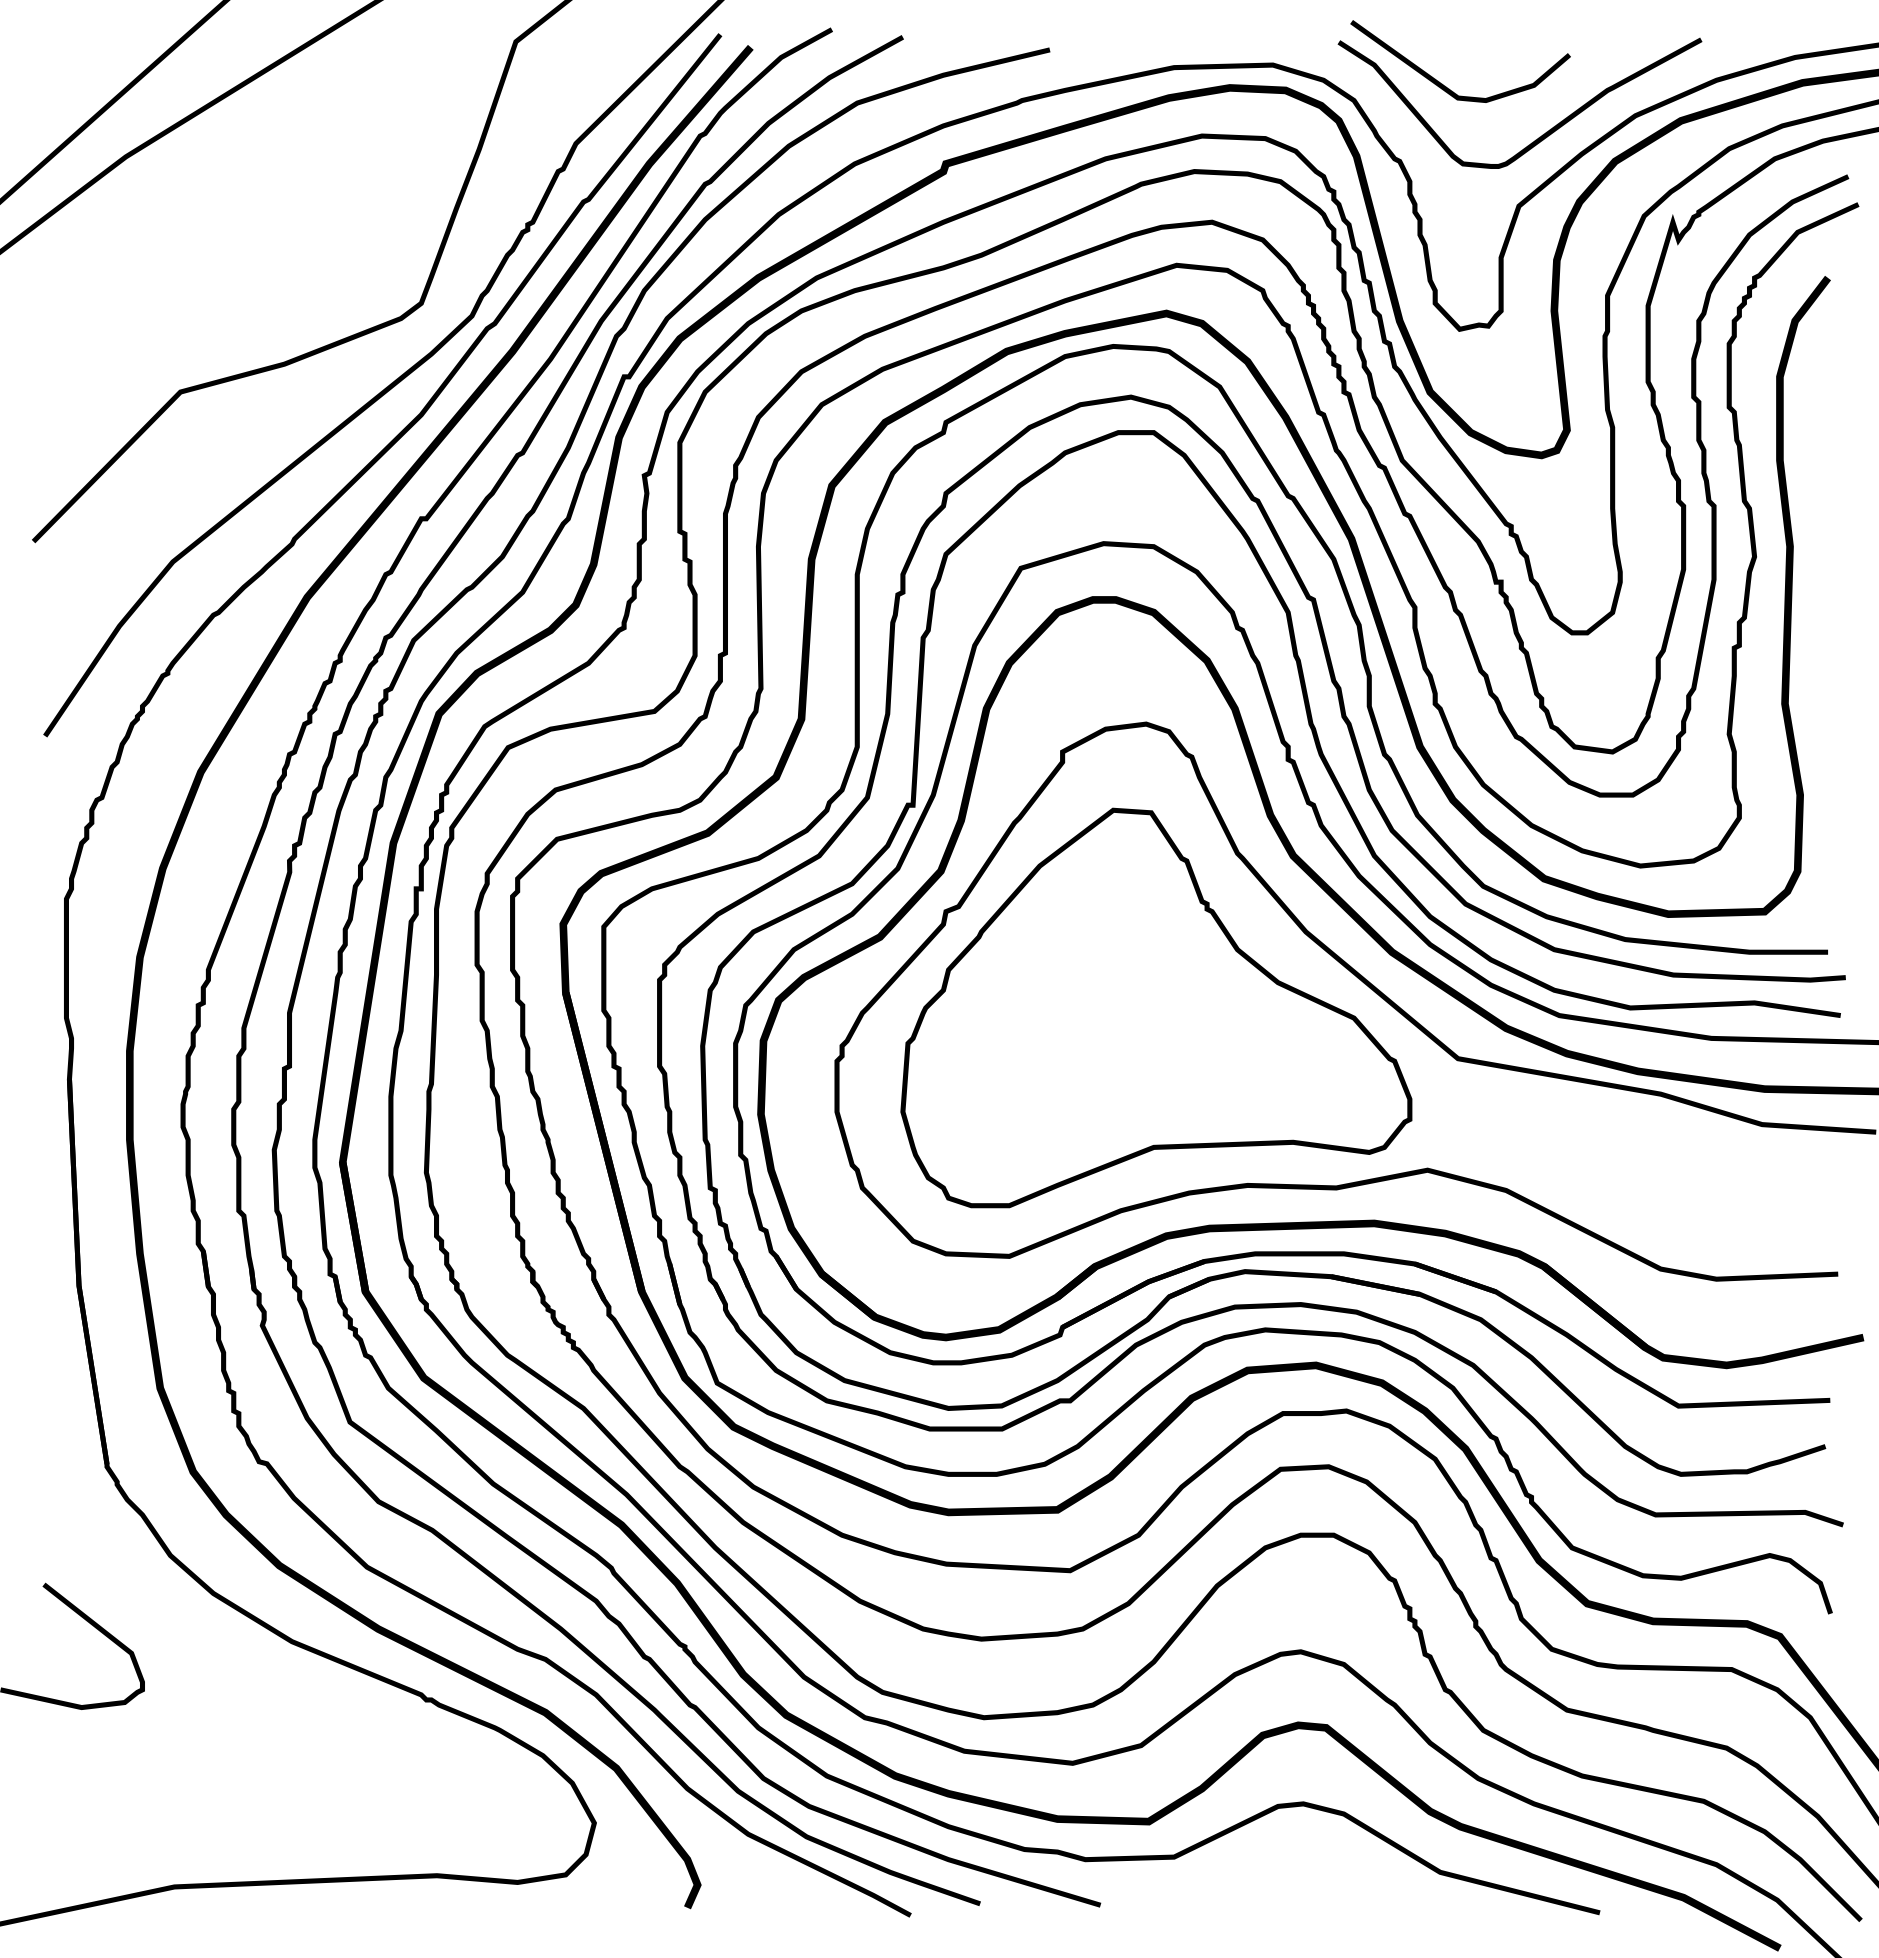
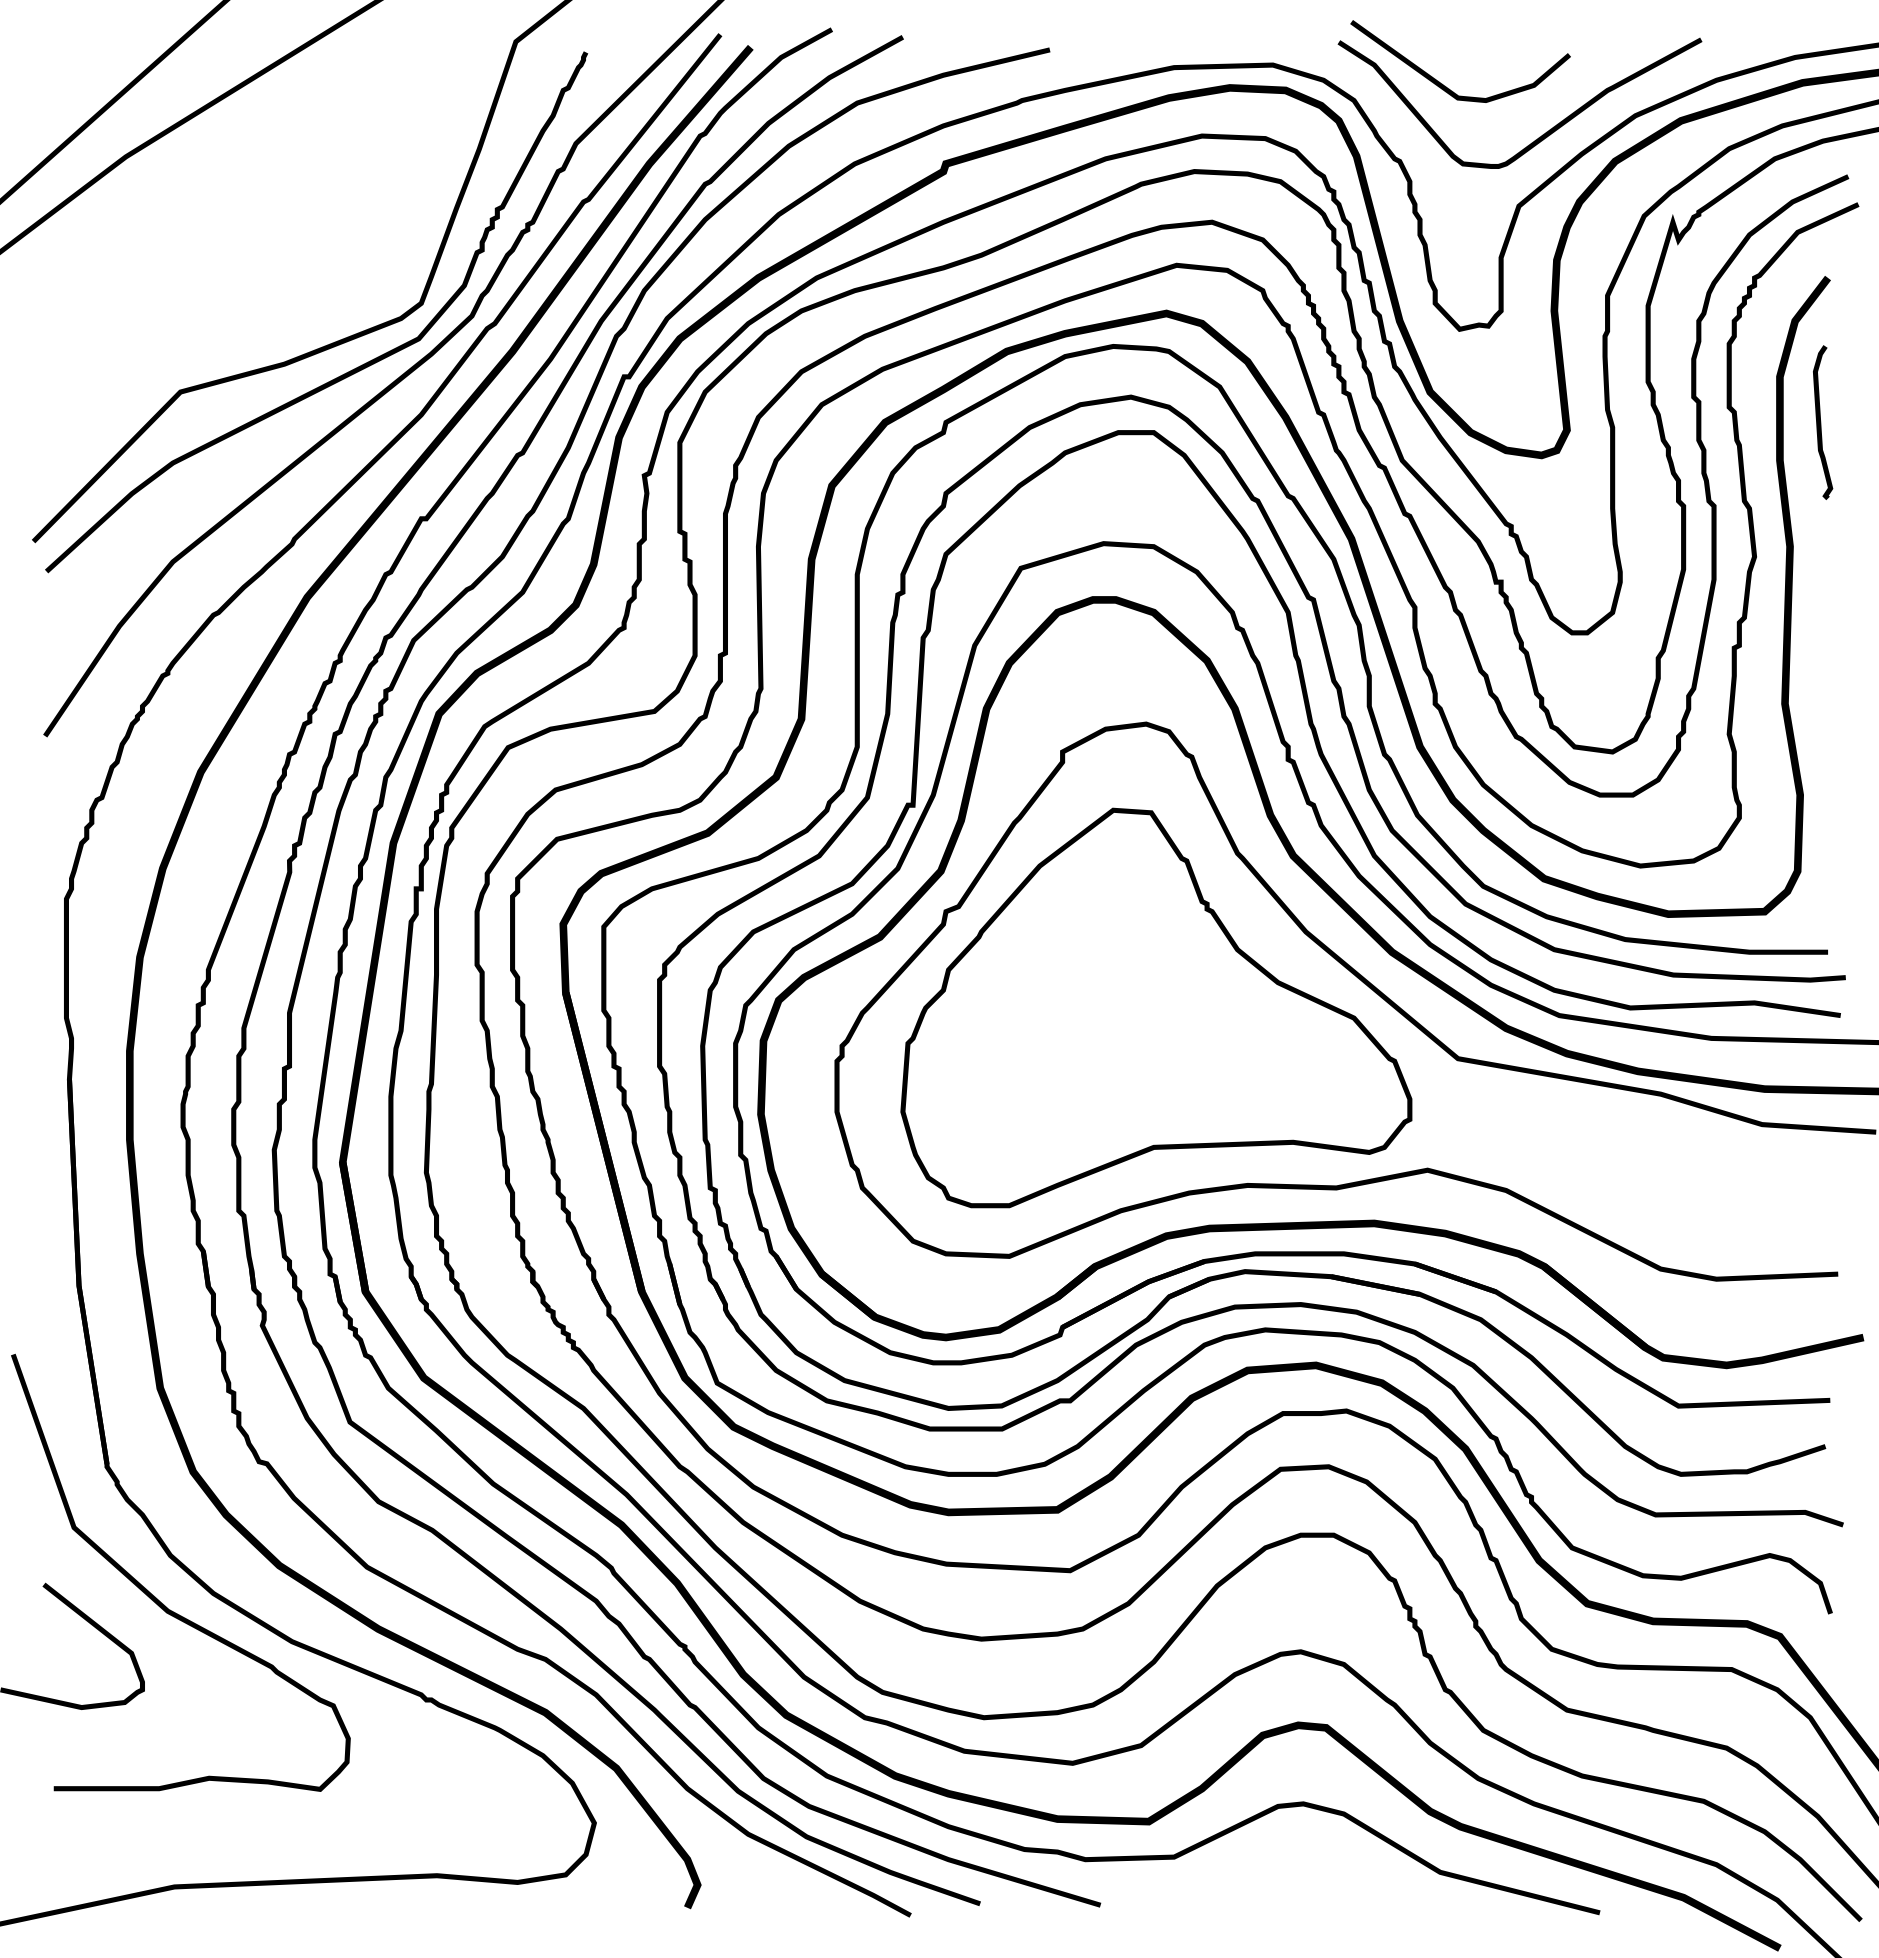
curve: none -> present (346, 372)
curve: none -> present (1821, 422)
curve: none -> present (155, 1596)
